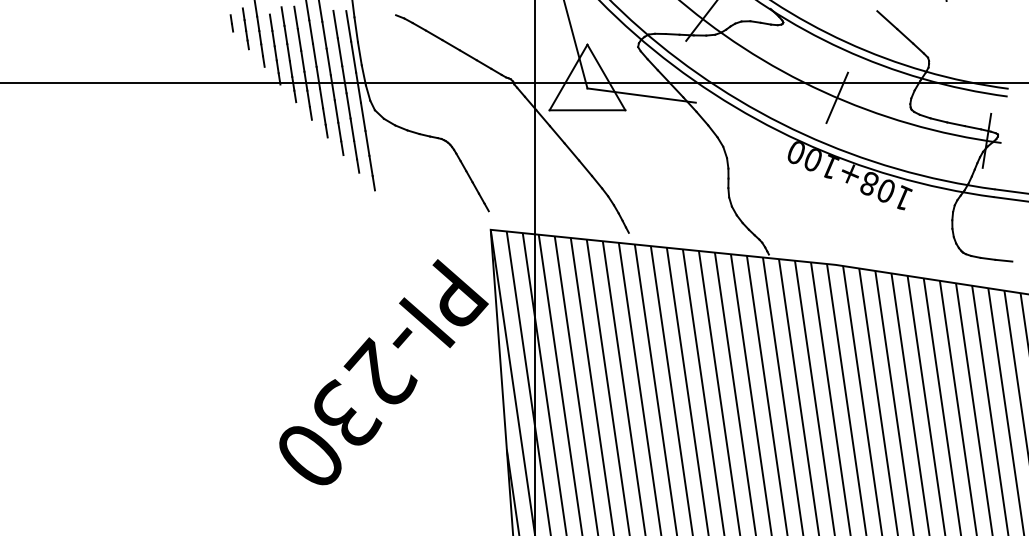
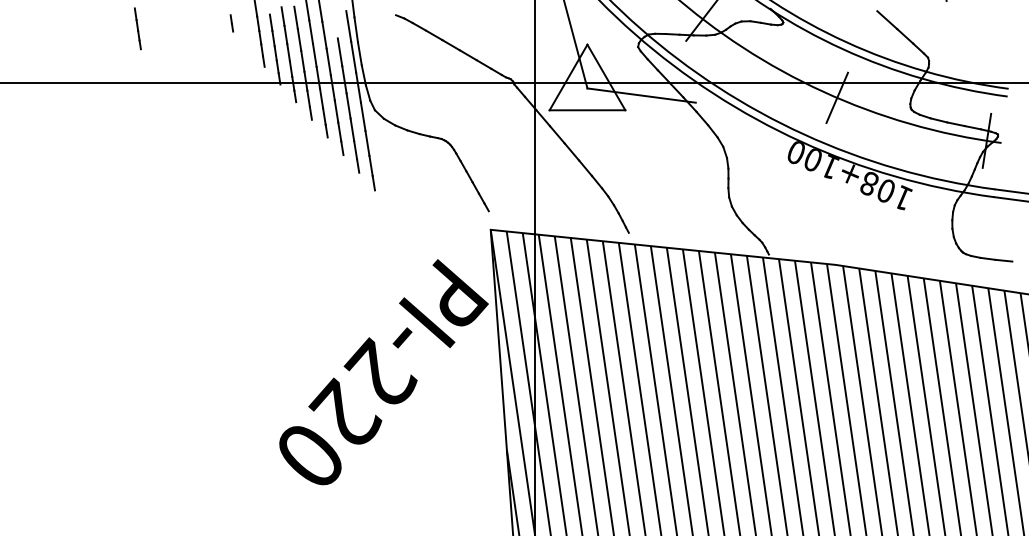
line: present -> none (335, 24)
line position: (245, 28) -> (137, 28) (137, 28)
text: PI-230 -> PI-220 (345, 411)
